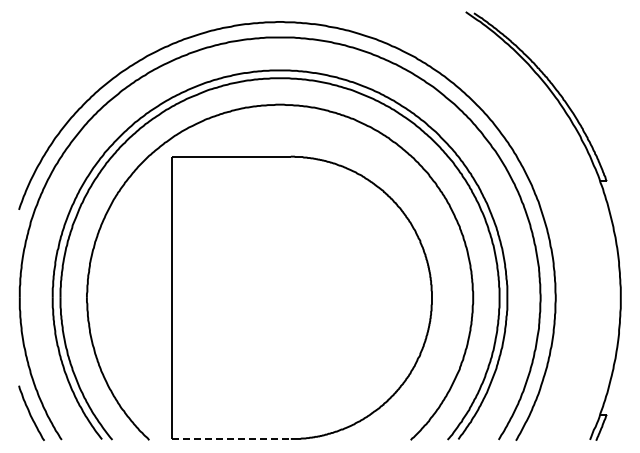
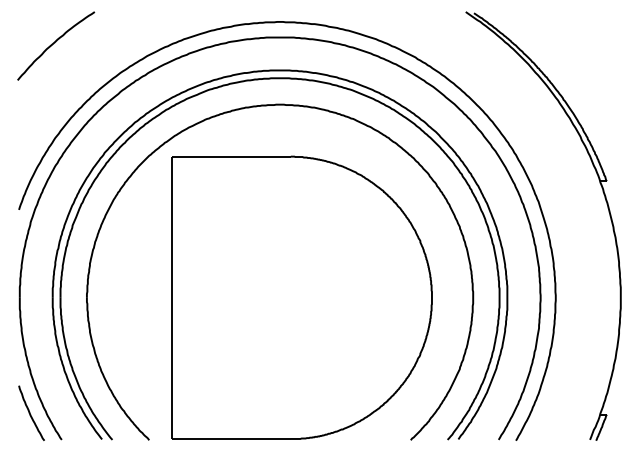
curve: none -> present (54, 43)
line: dashed -> solid (231, 438)
